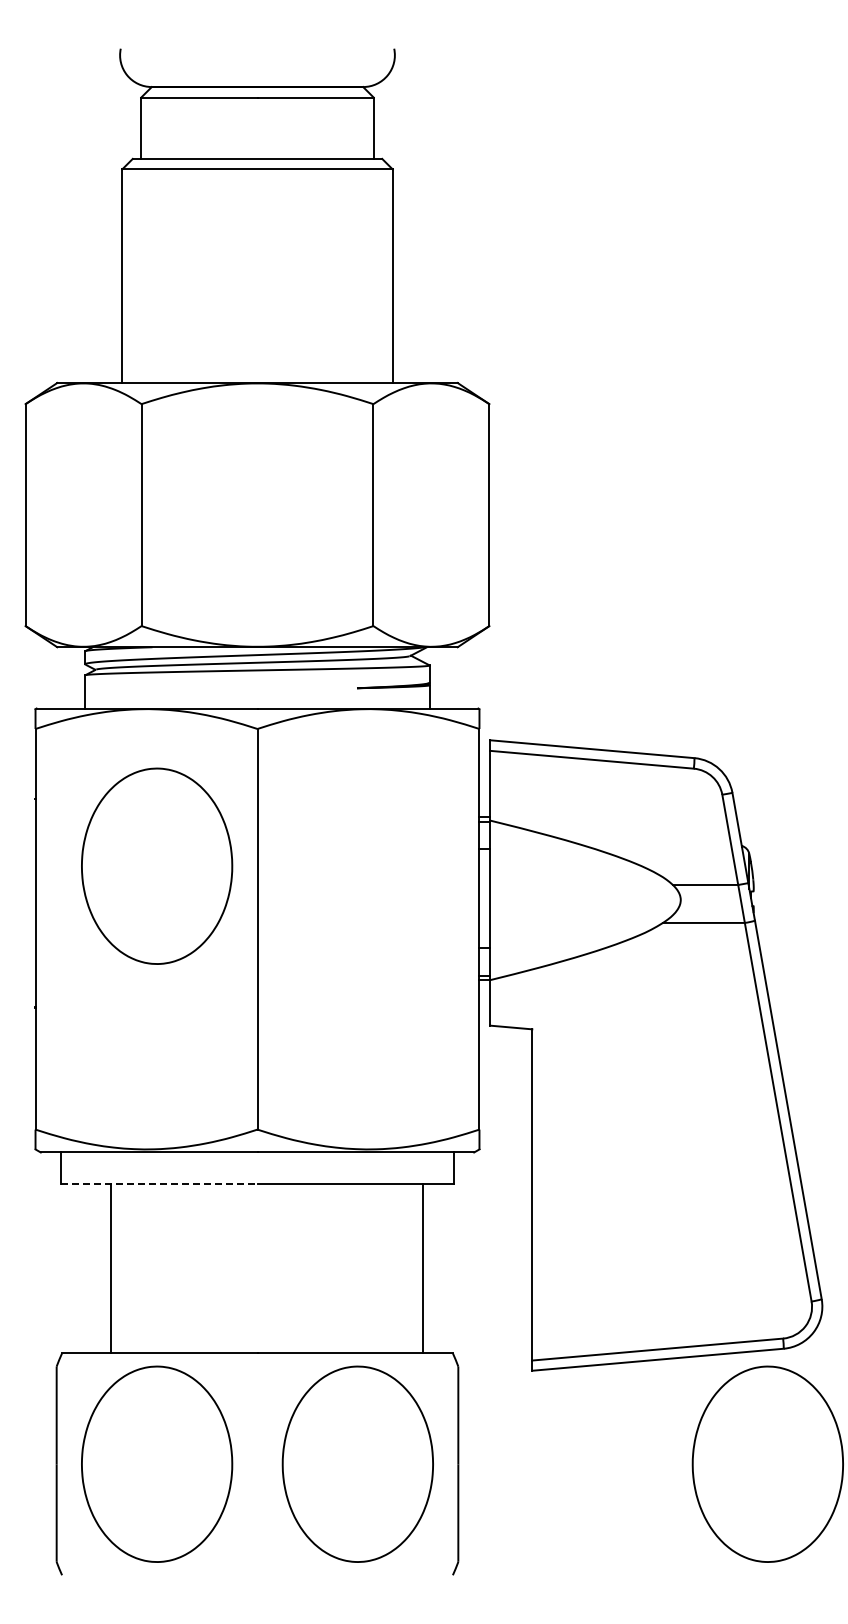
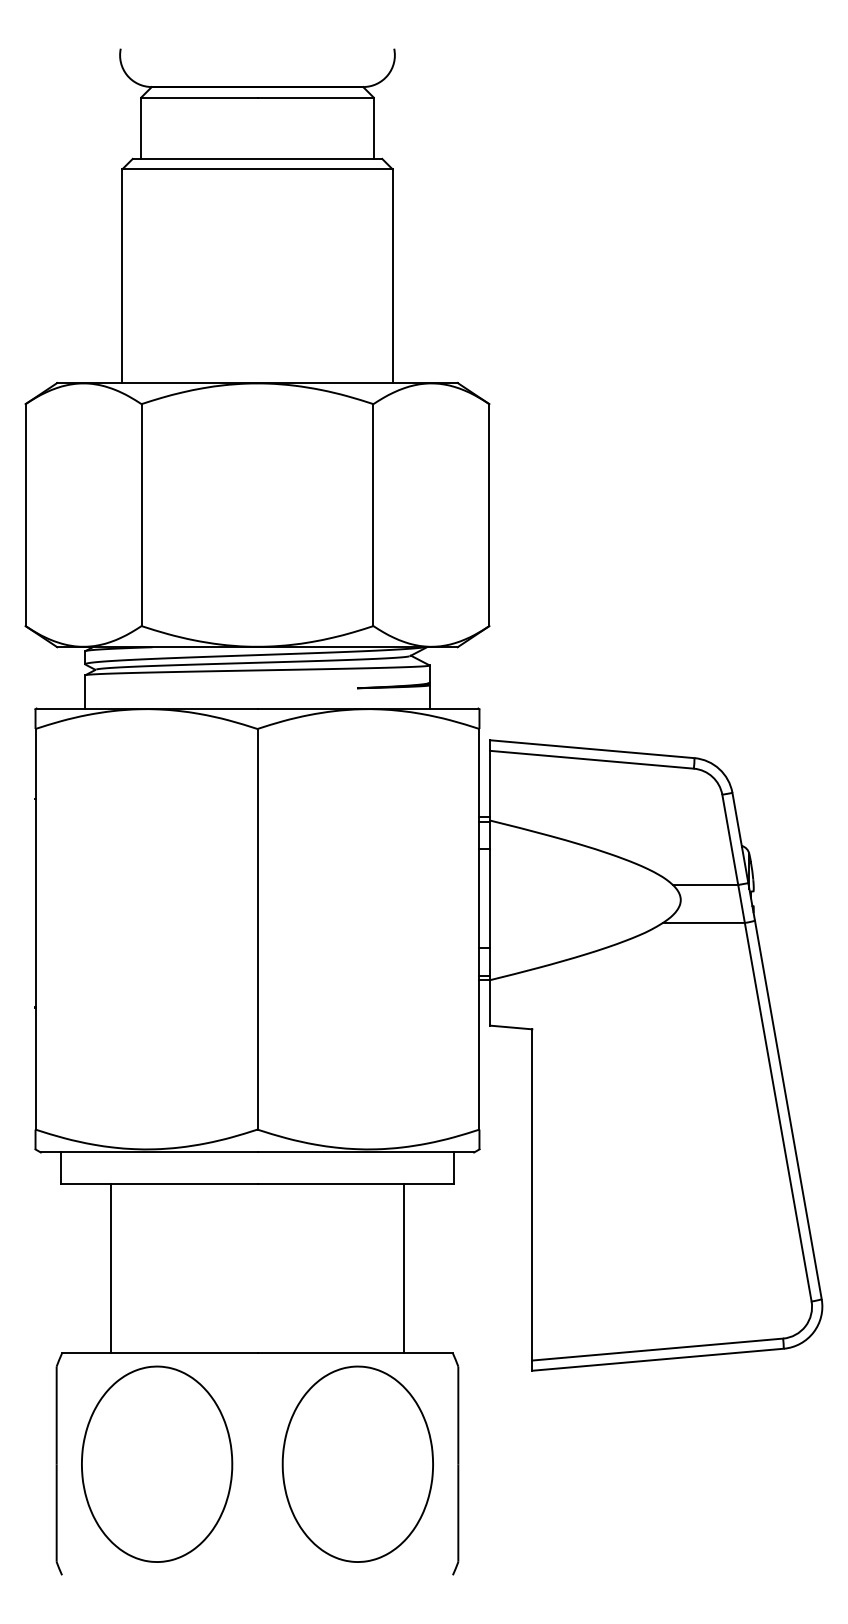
part: present -> none (157, 865)
line: dashed -> solid (159, 1184)
line position: (423, 1268) -> (404, 1268) (404, 1268)
part: present -> none (767, 1463)
